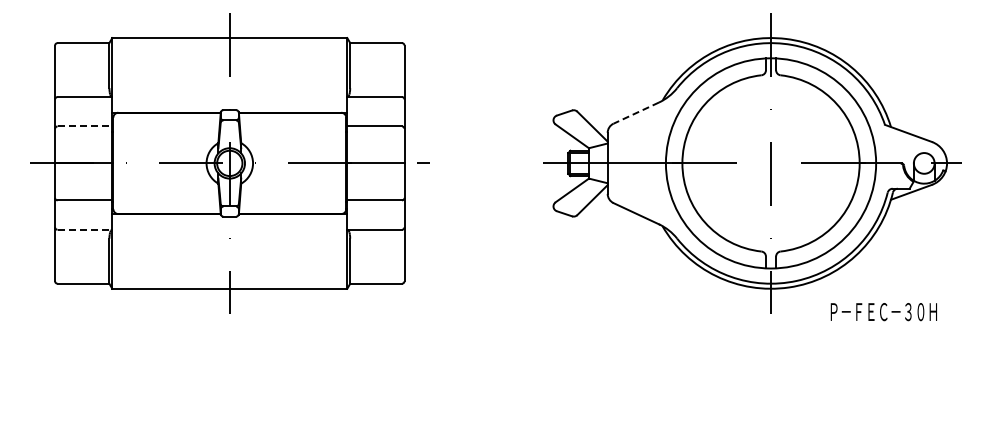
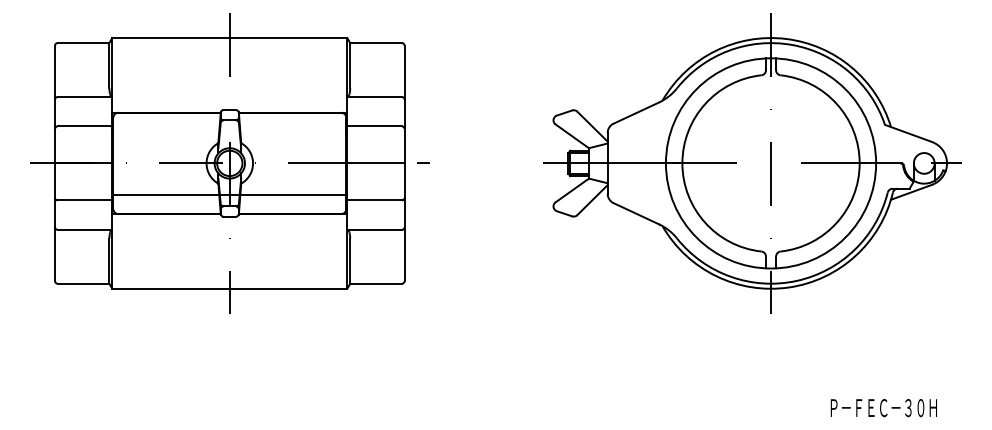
line: dashed -> solid (635, 113)
line: dashed -> solid (85, 126)
line: none -> present (230, 195)
line: dashed -> solid (85, 229)
text position: (883, 312) -> (883, 408) (883, 408)
